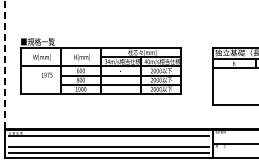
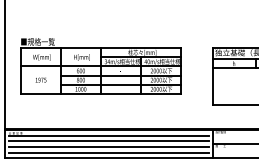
line: dashed -> solid (5, 64)
text position: (46, 74) -> (40, 79) (40, 79)
line: none -> present (108, 141)
